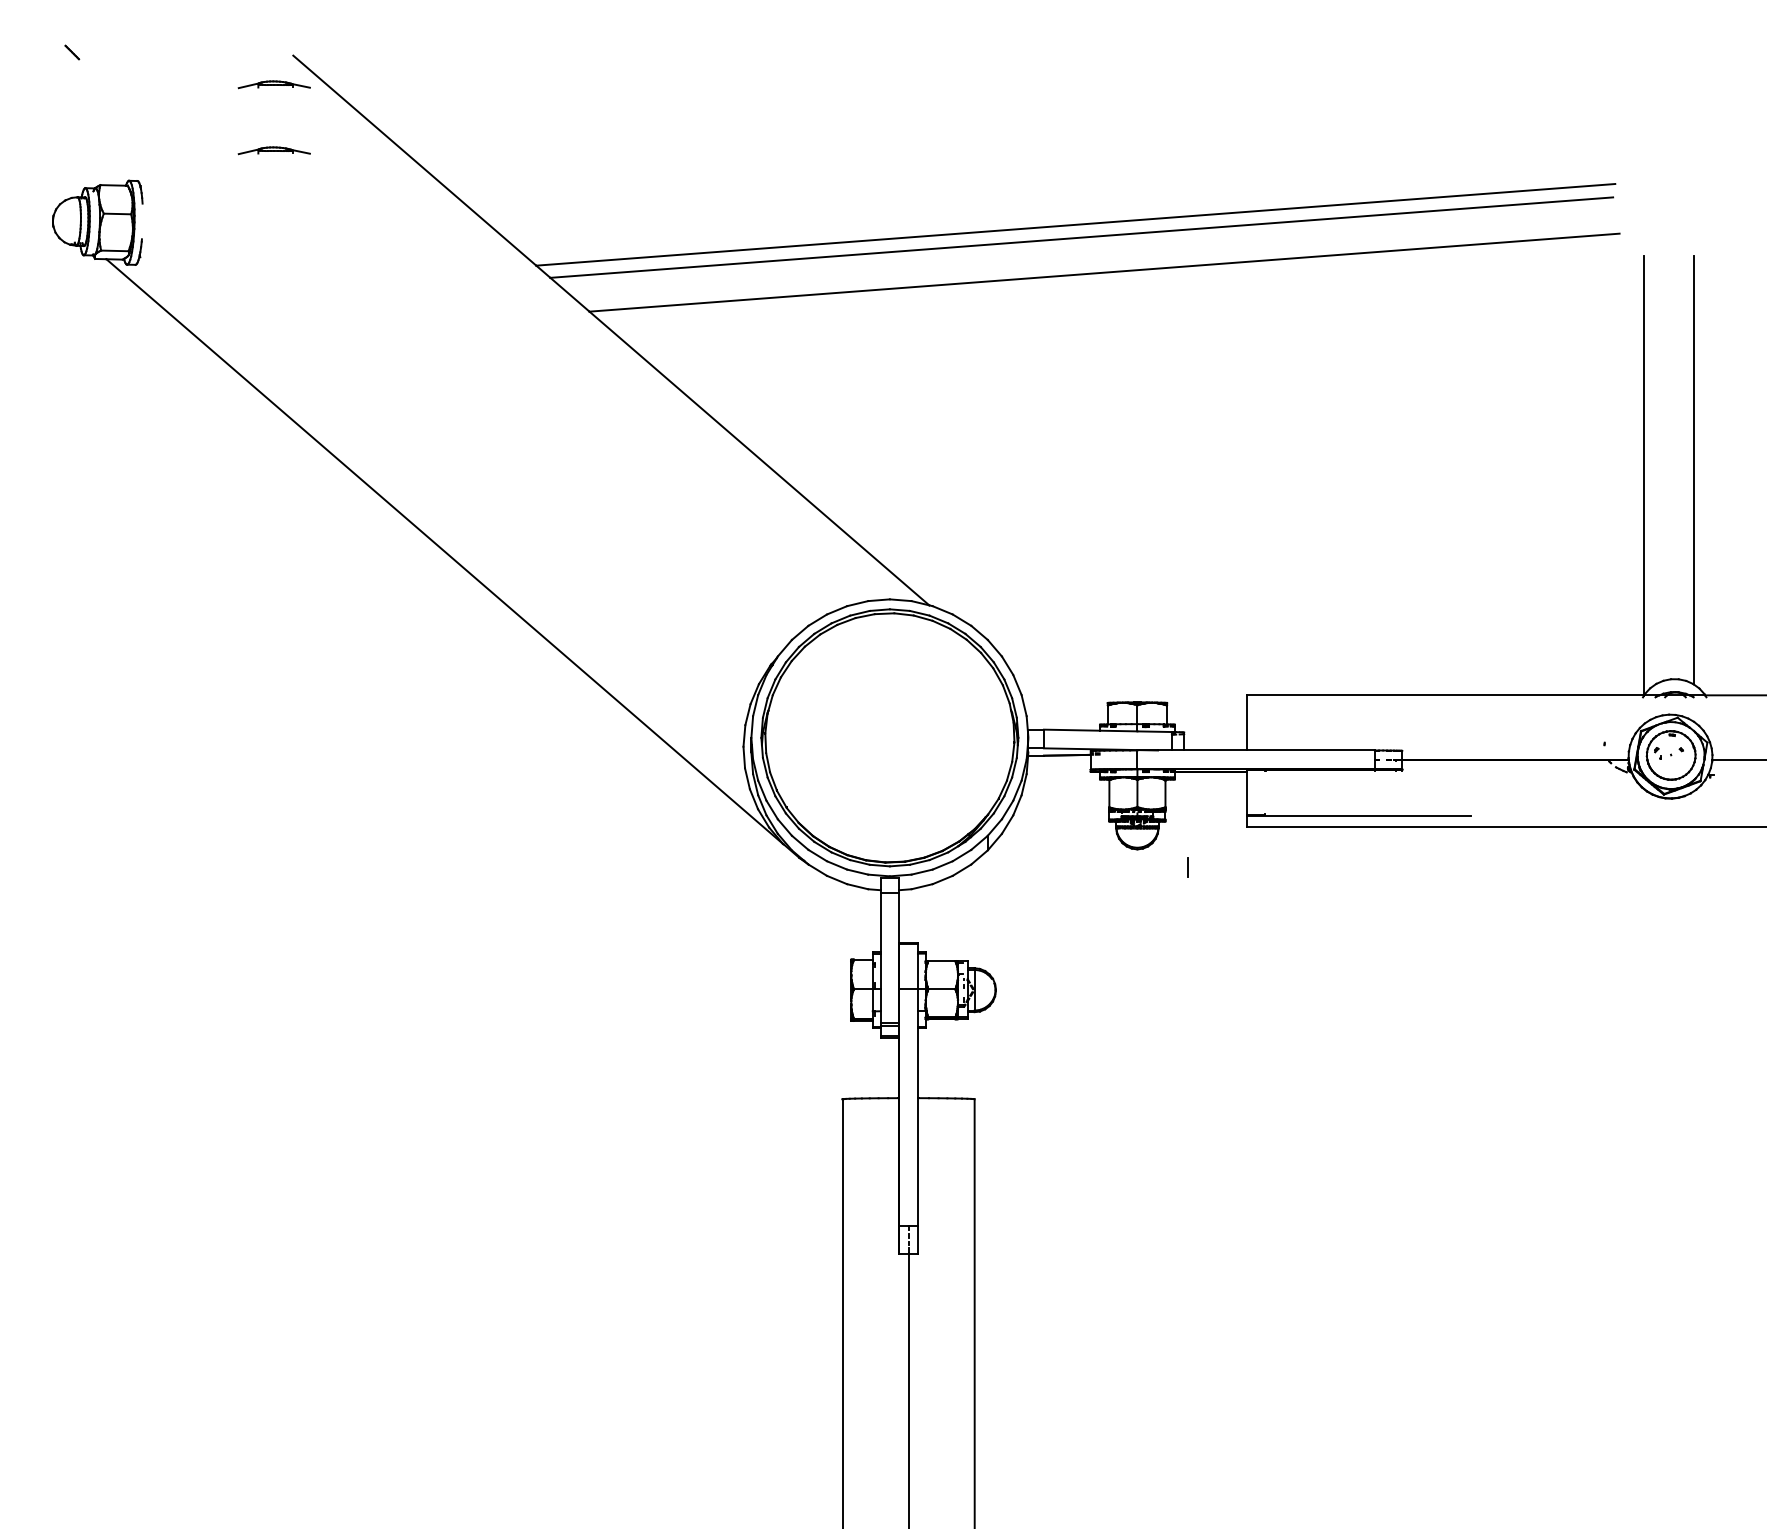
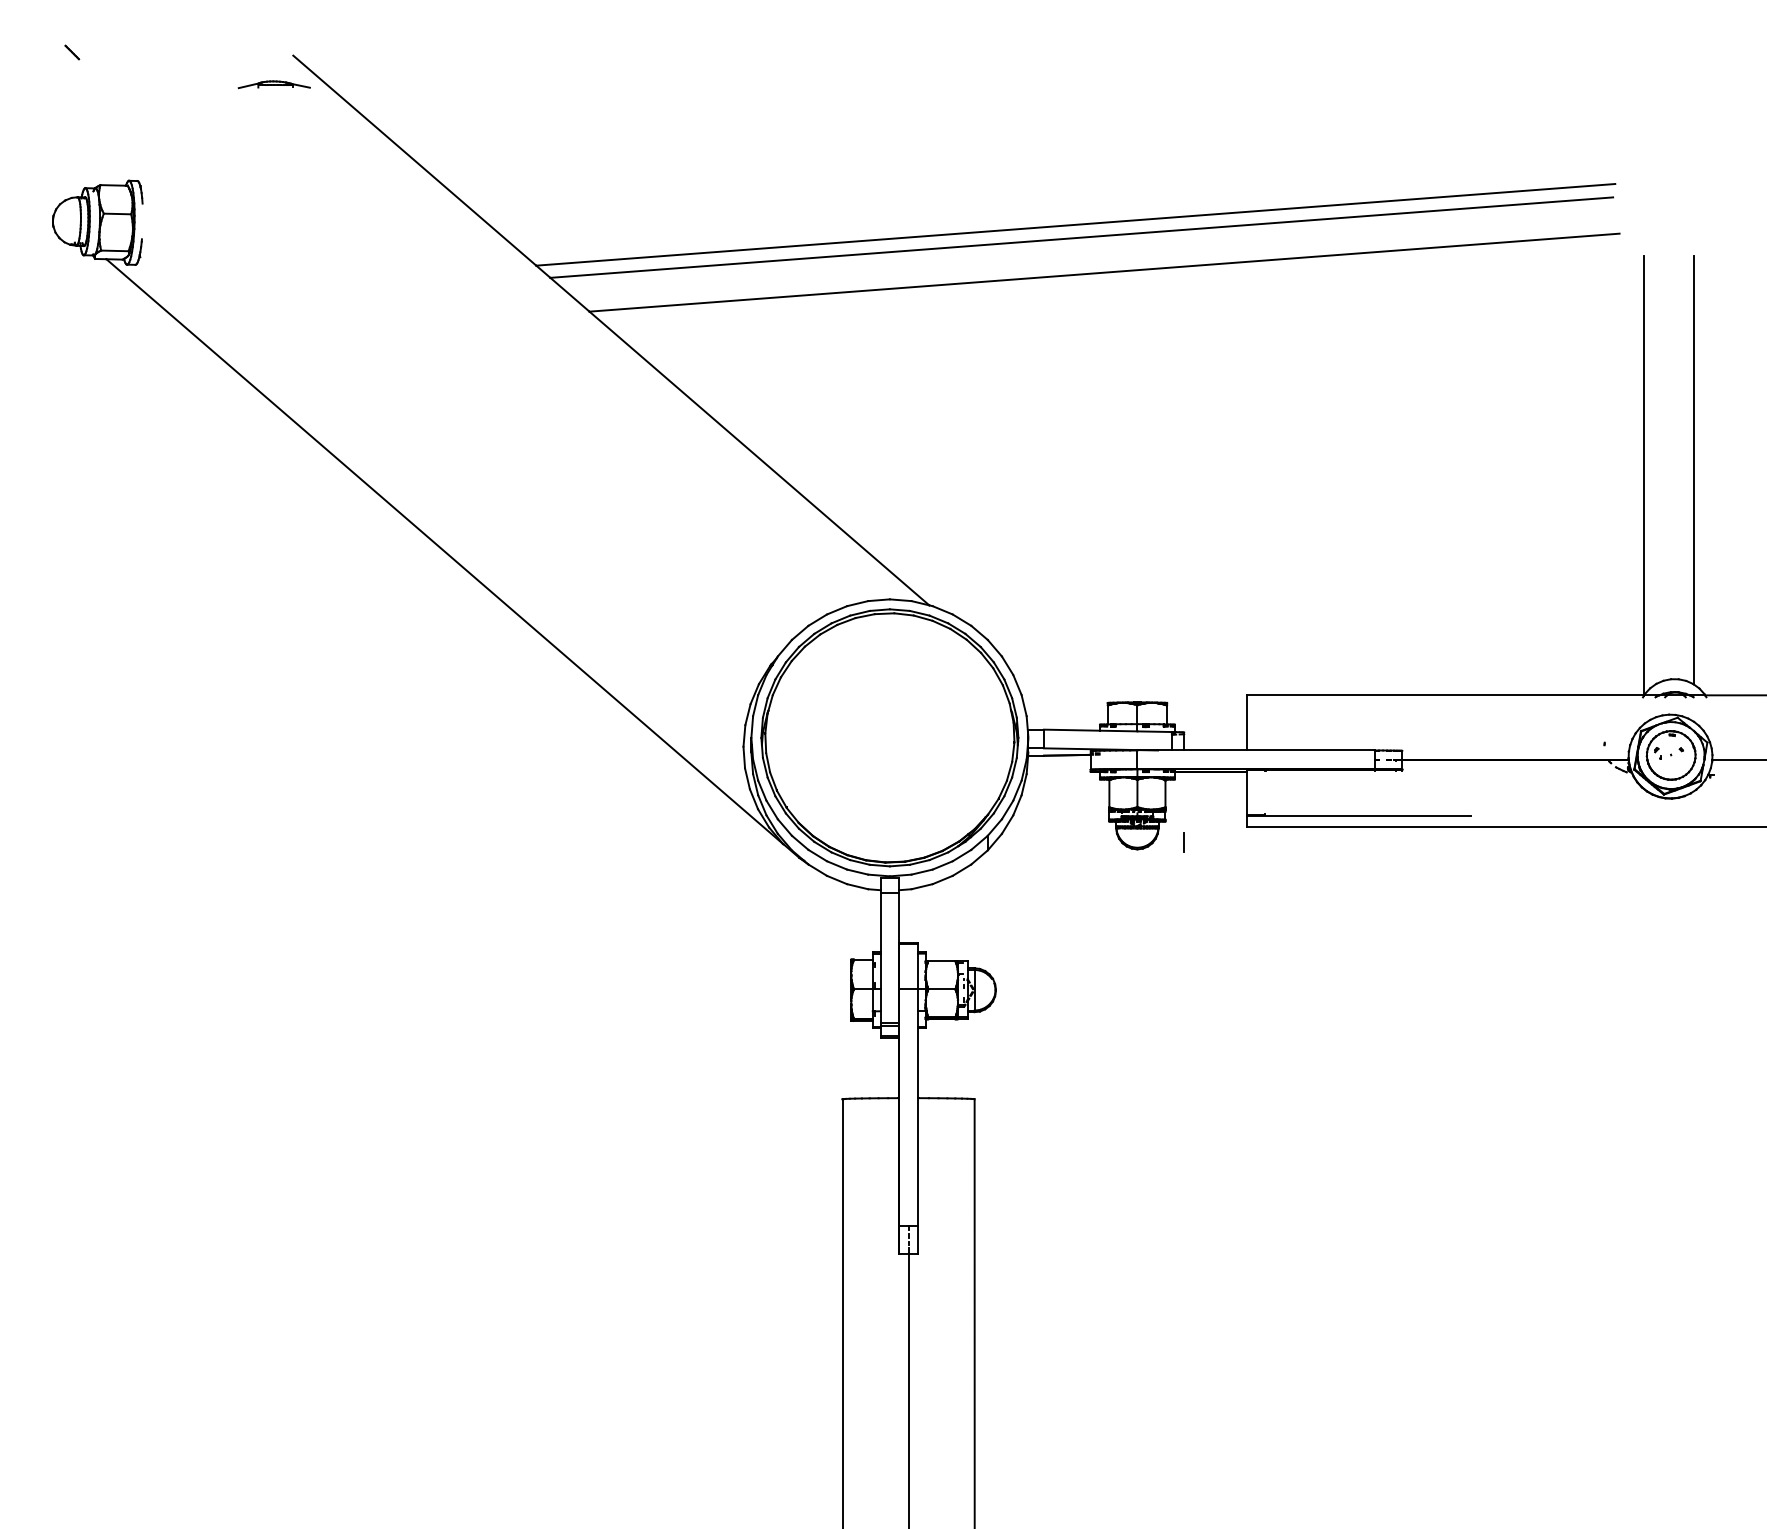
part: present -> none (273, 150)
line position: (1187, 867) -> (1183, 842) (1183, 842)
